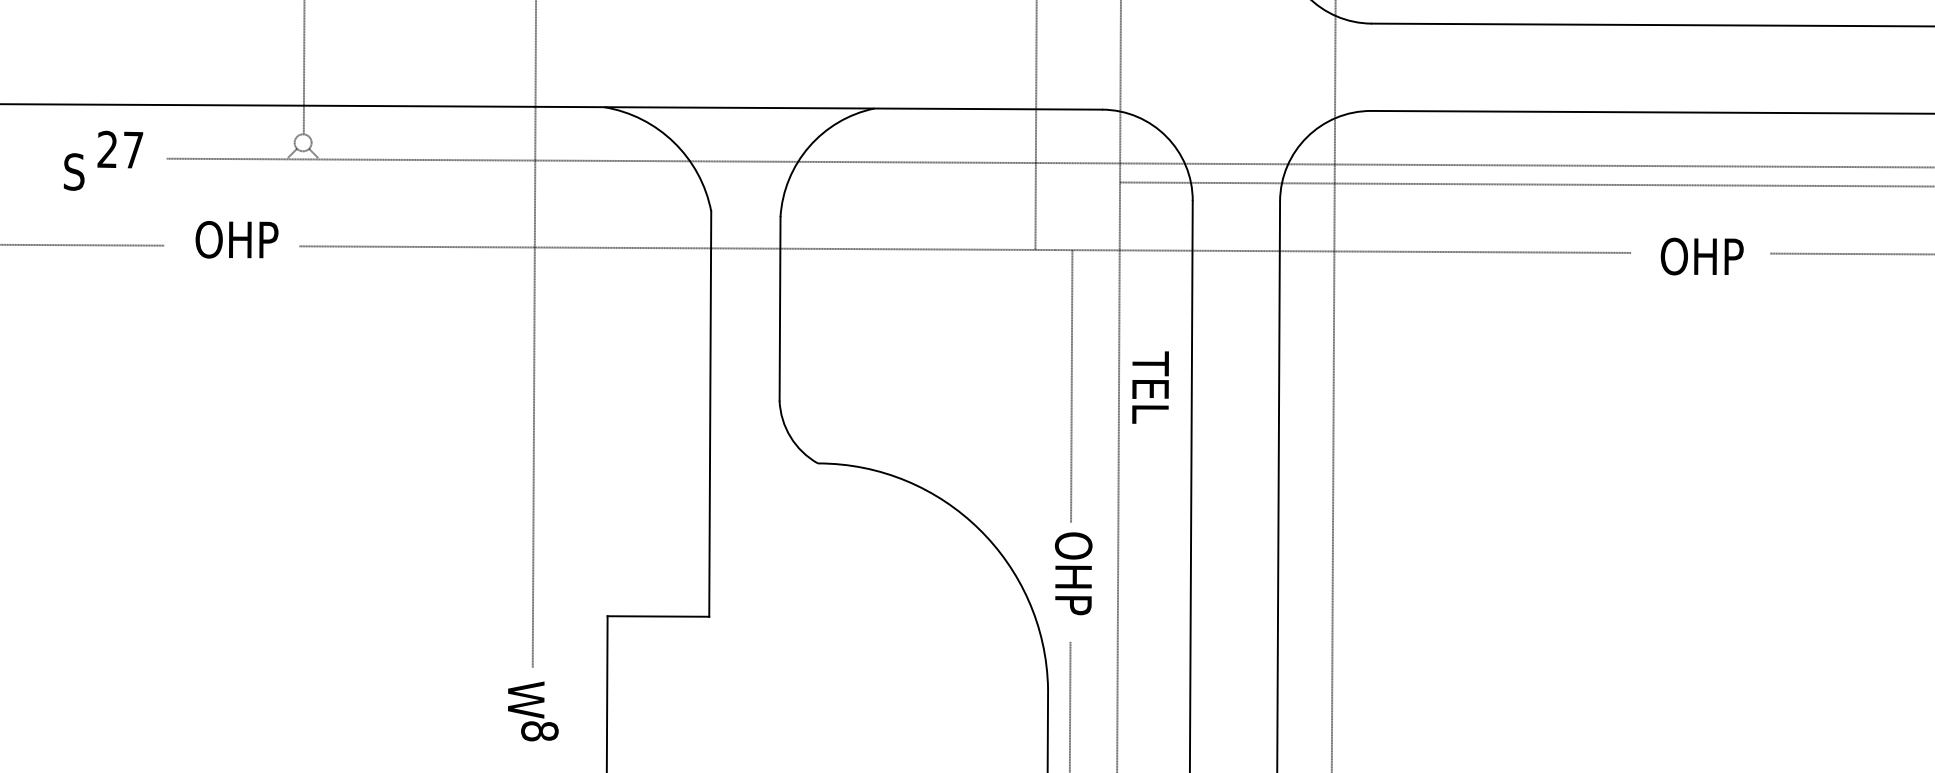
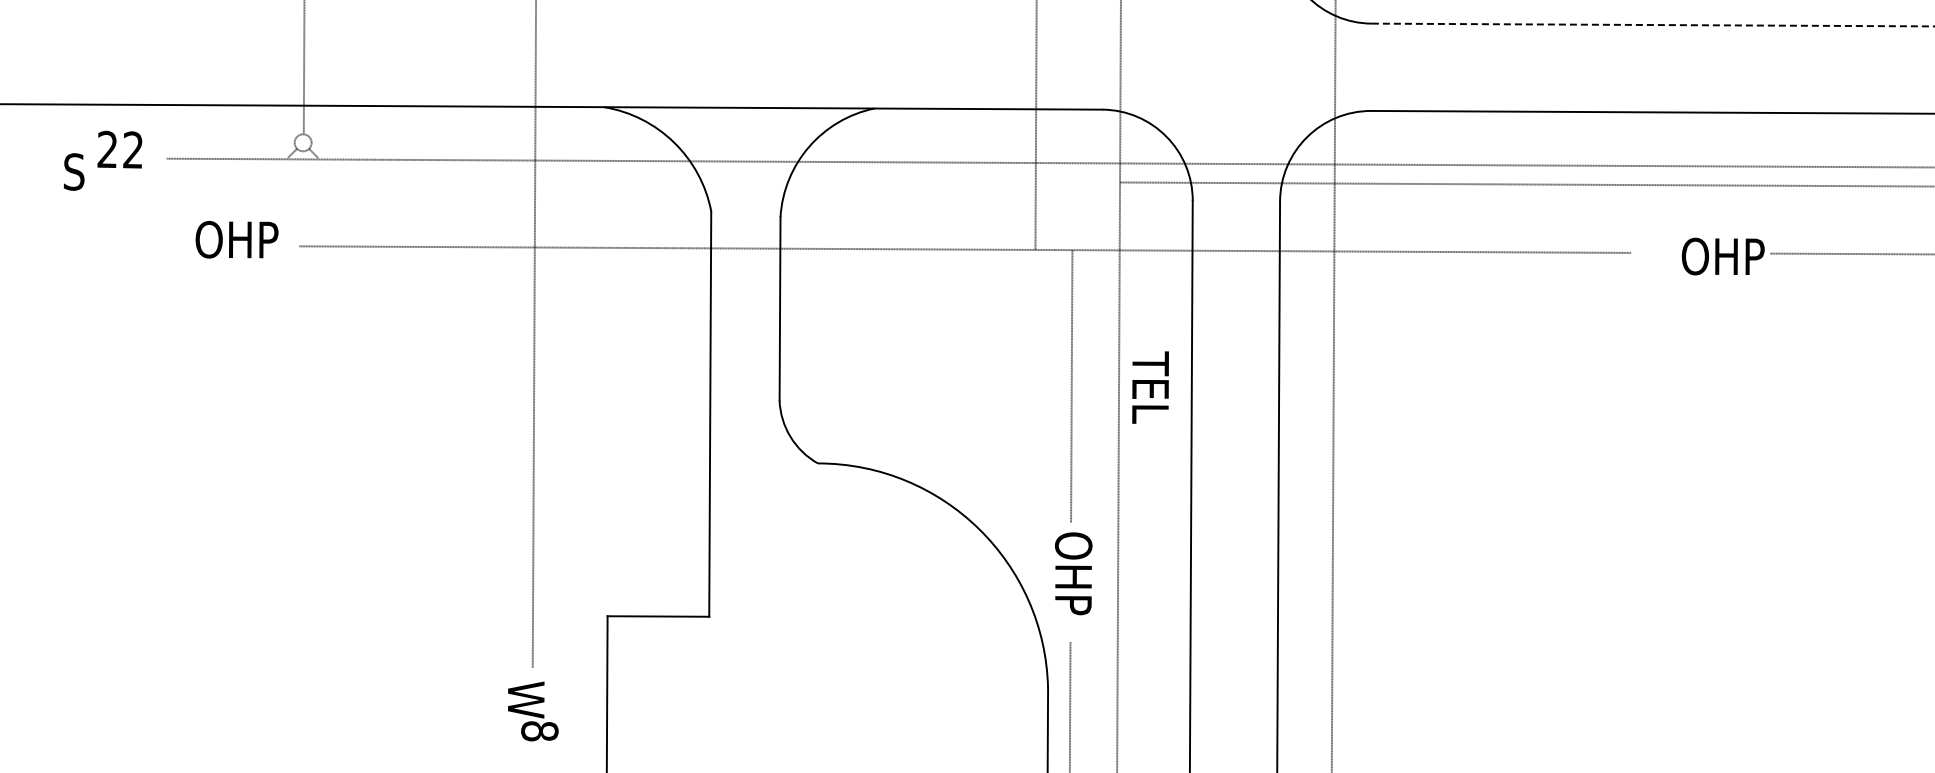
line: solid -> dashed (1653, 25)
text: 27 -> 22 (133, 149)
line: present -> none (83, 244)
text position: (1701, 256) -> (1722, 256) (1722, 256)
